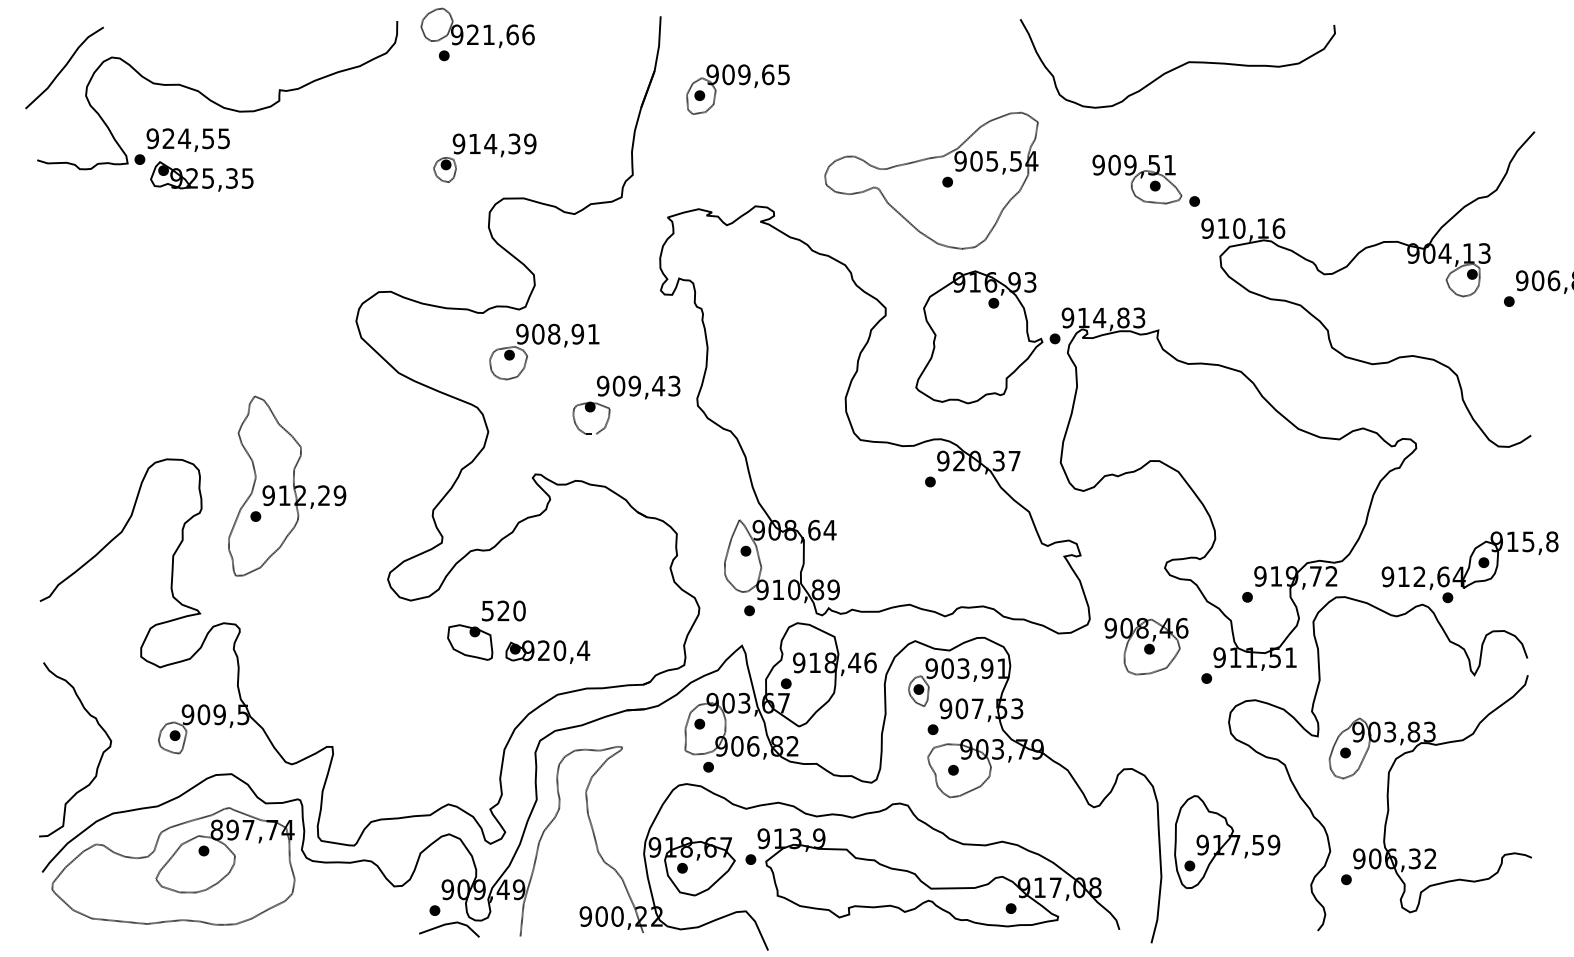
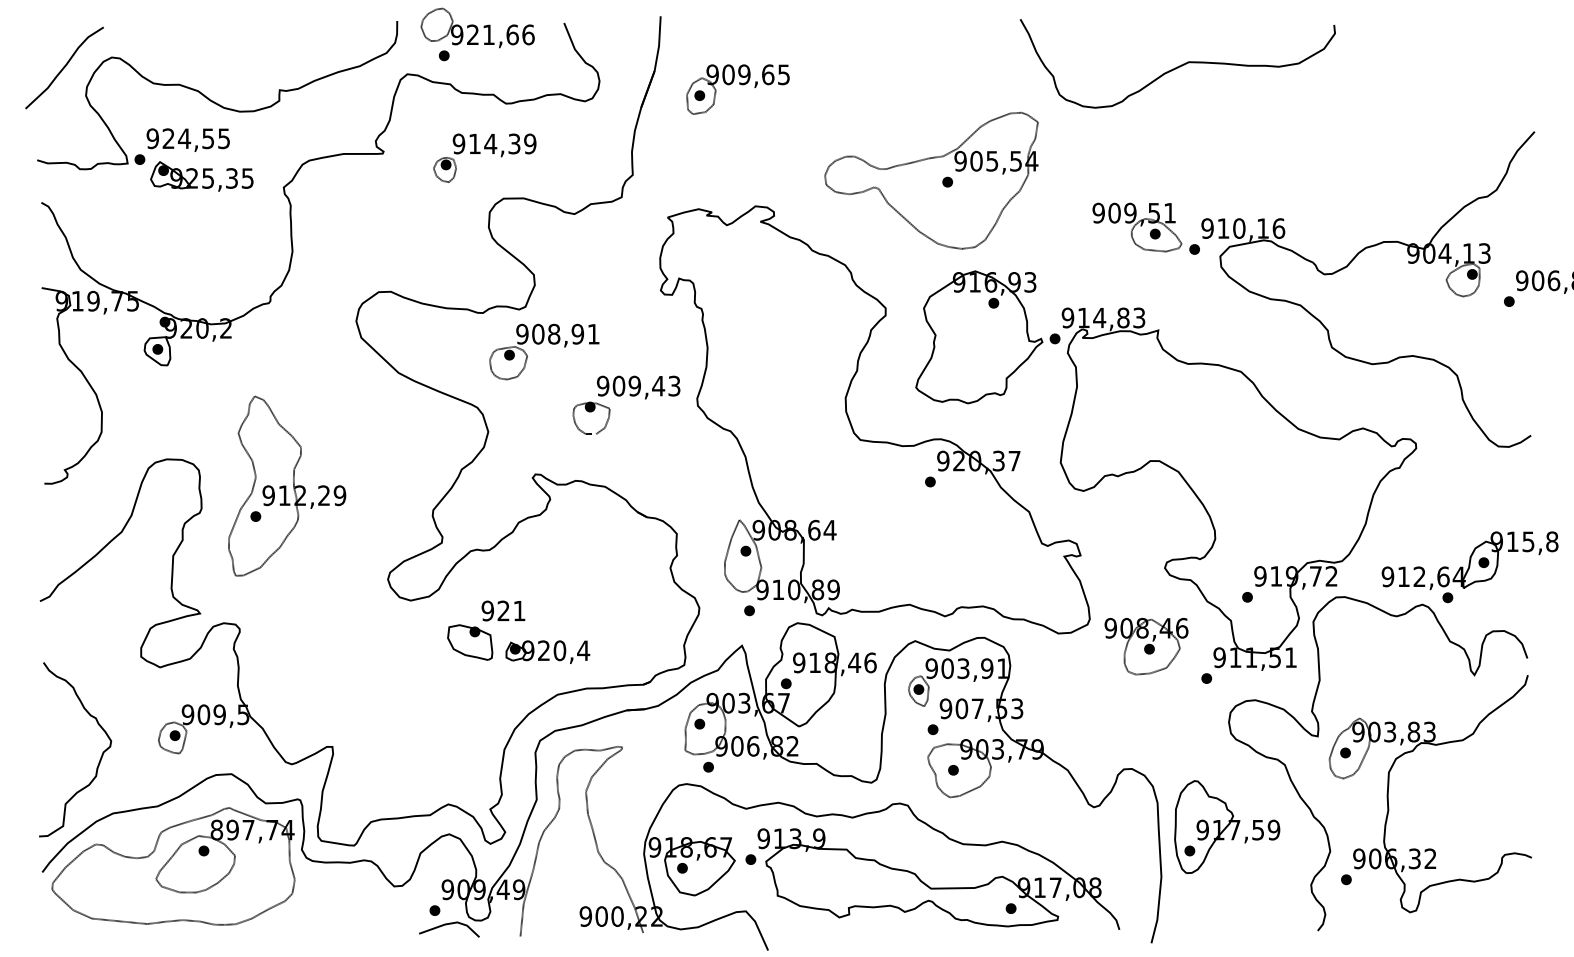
part position: (1145, 180) -> (1145, 228) (1145, 228)
part: none -> present (293, 253)
text: 520 -> 921 (503, 610)
part position: (1227, 841) -> (1227, 826) (1227, 826)
